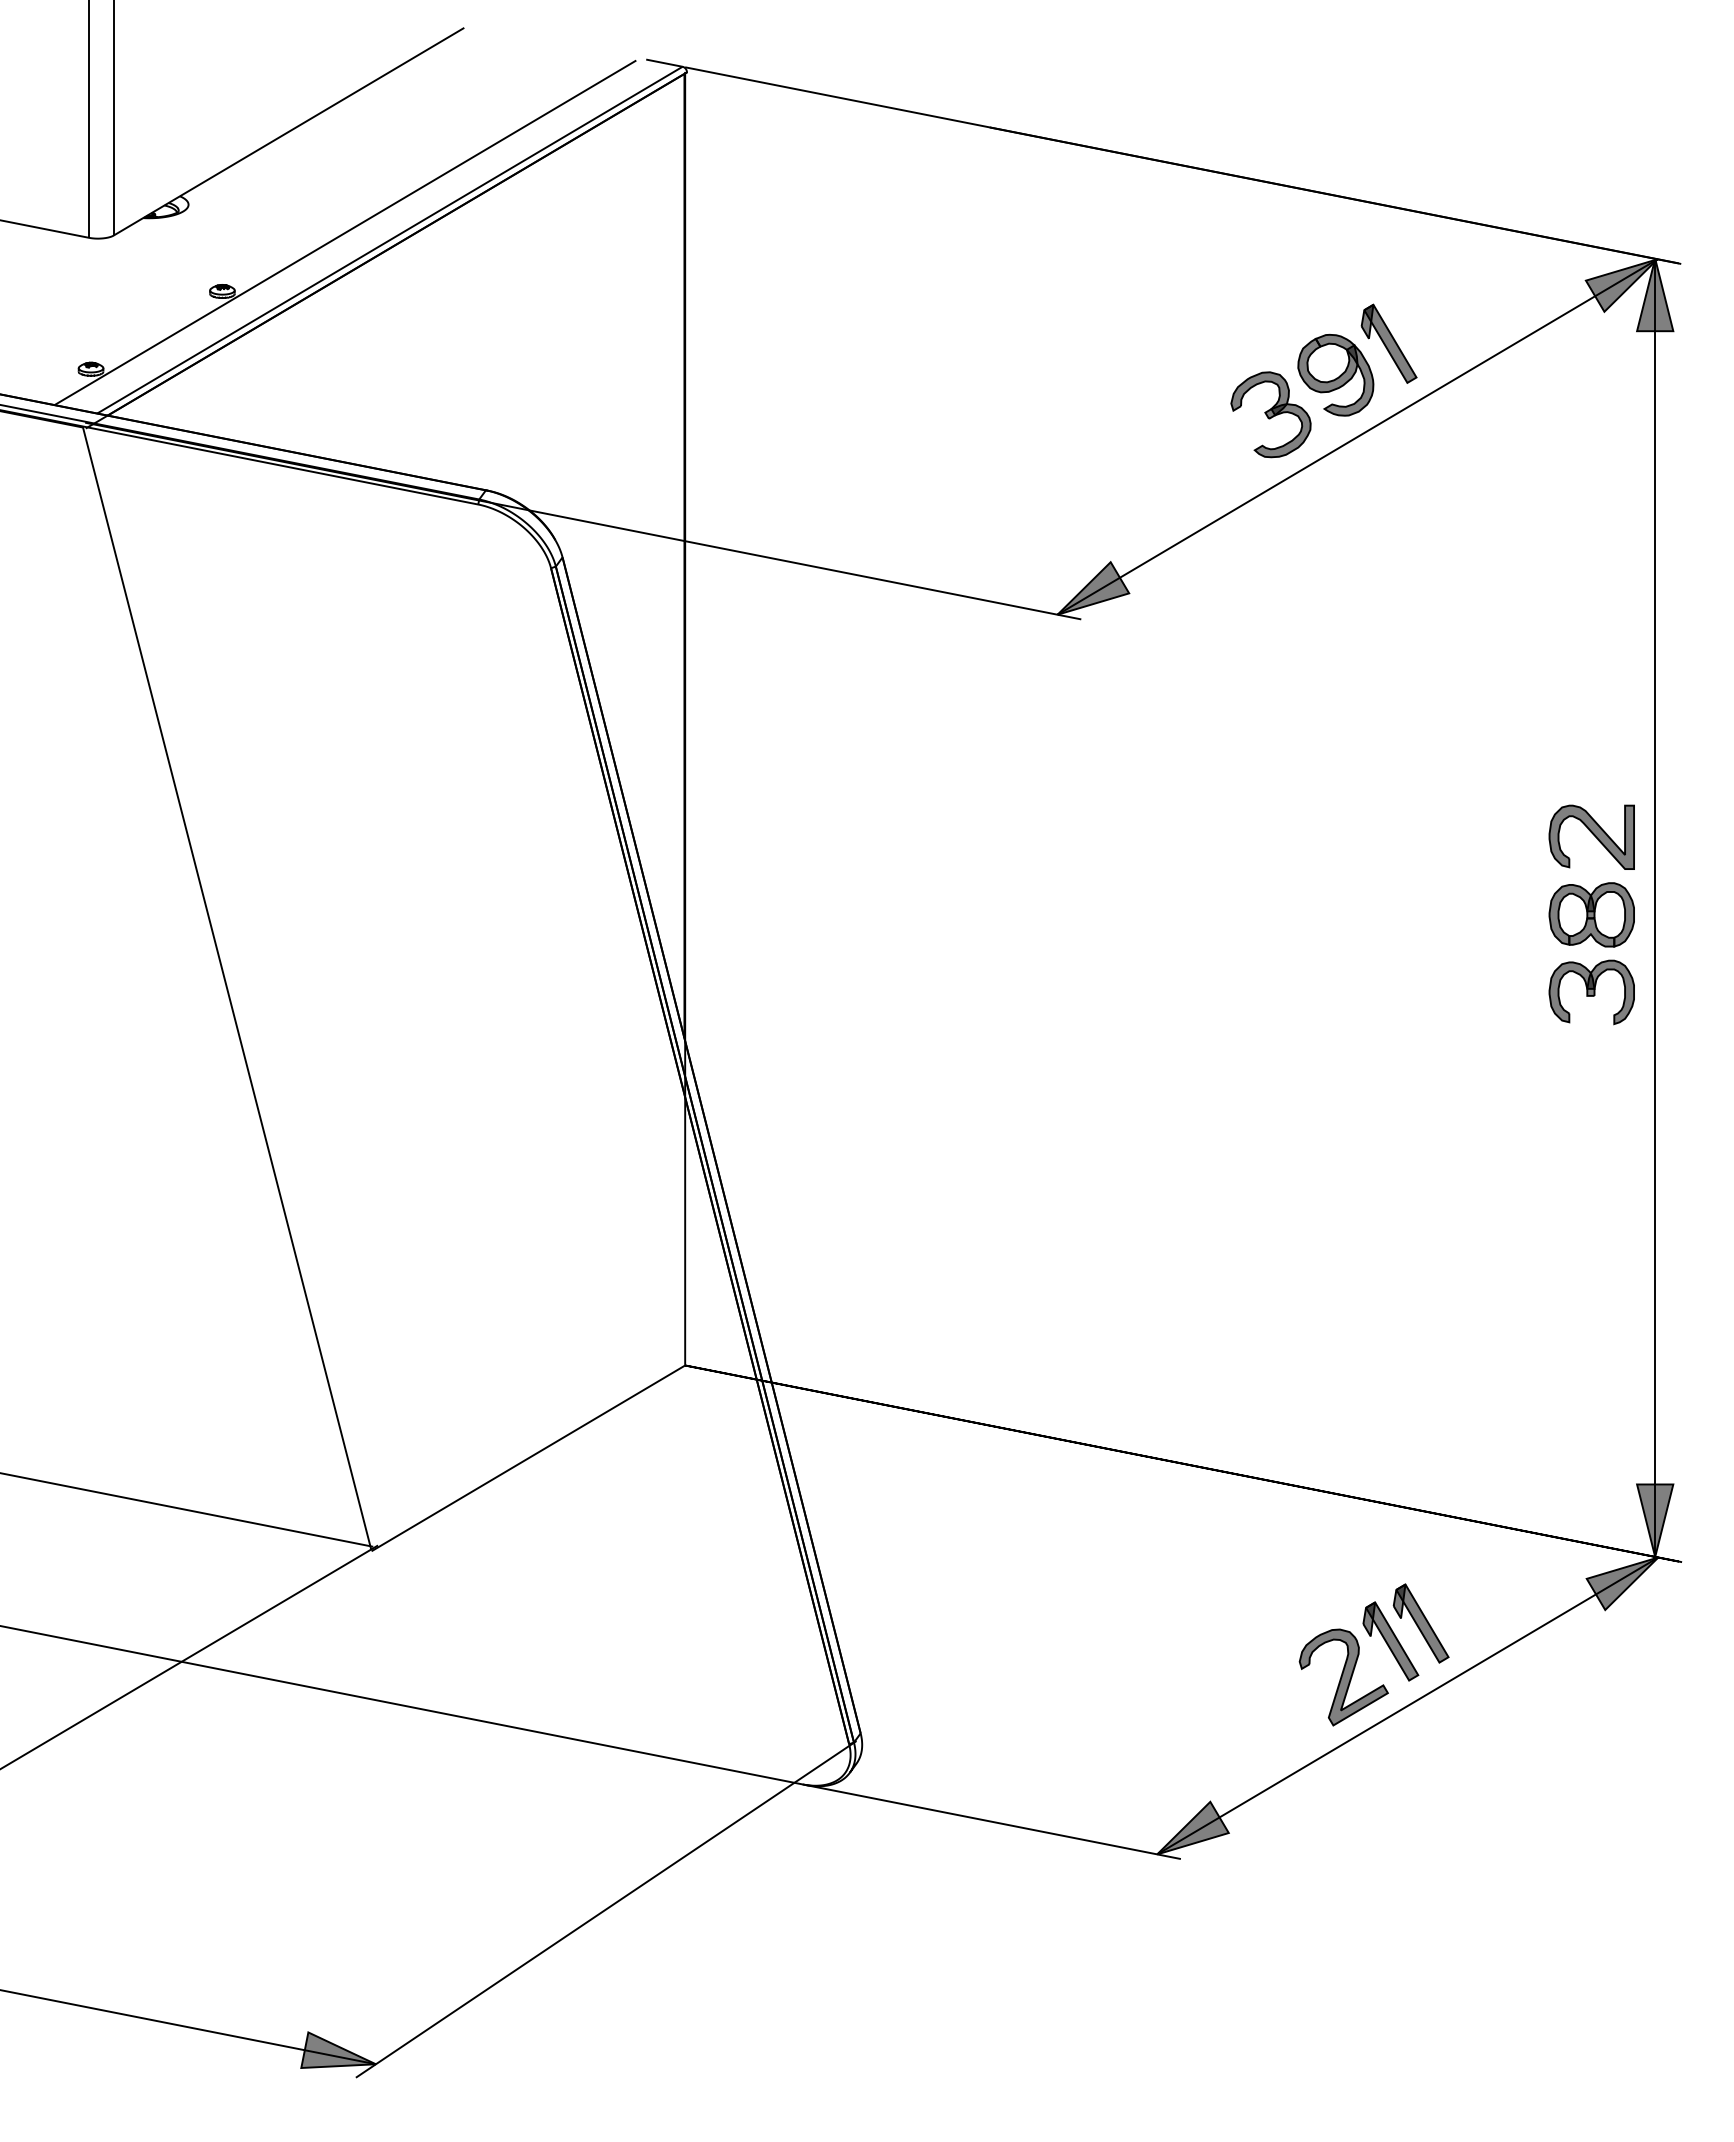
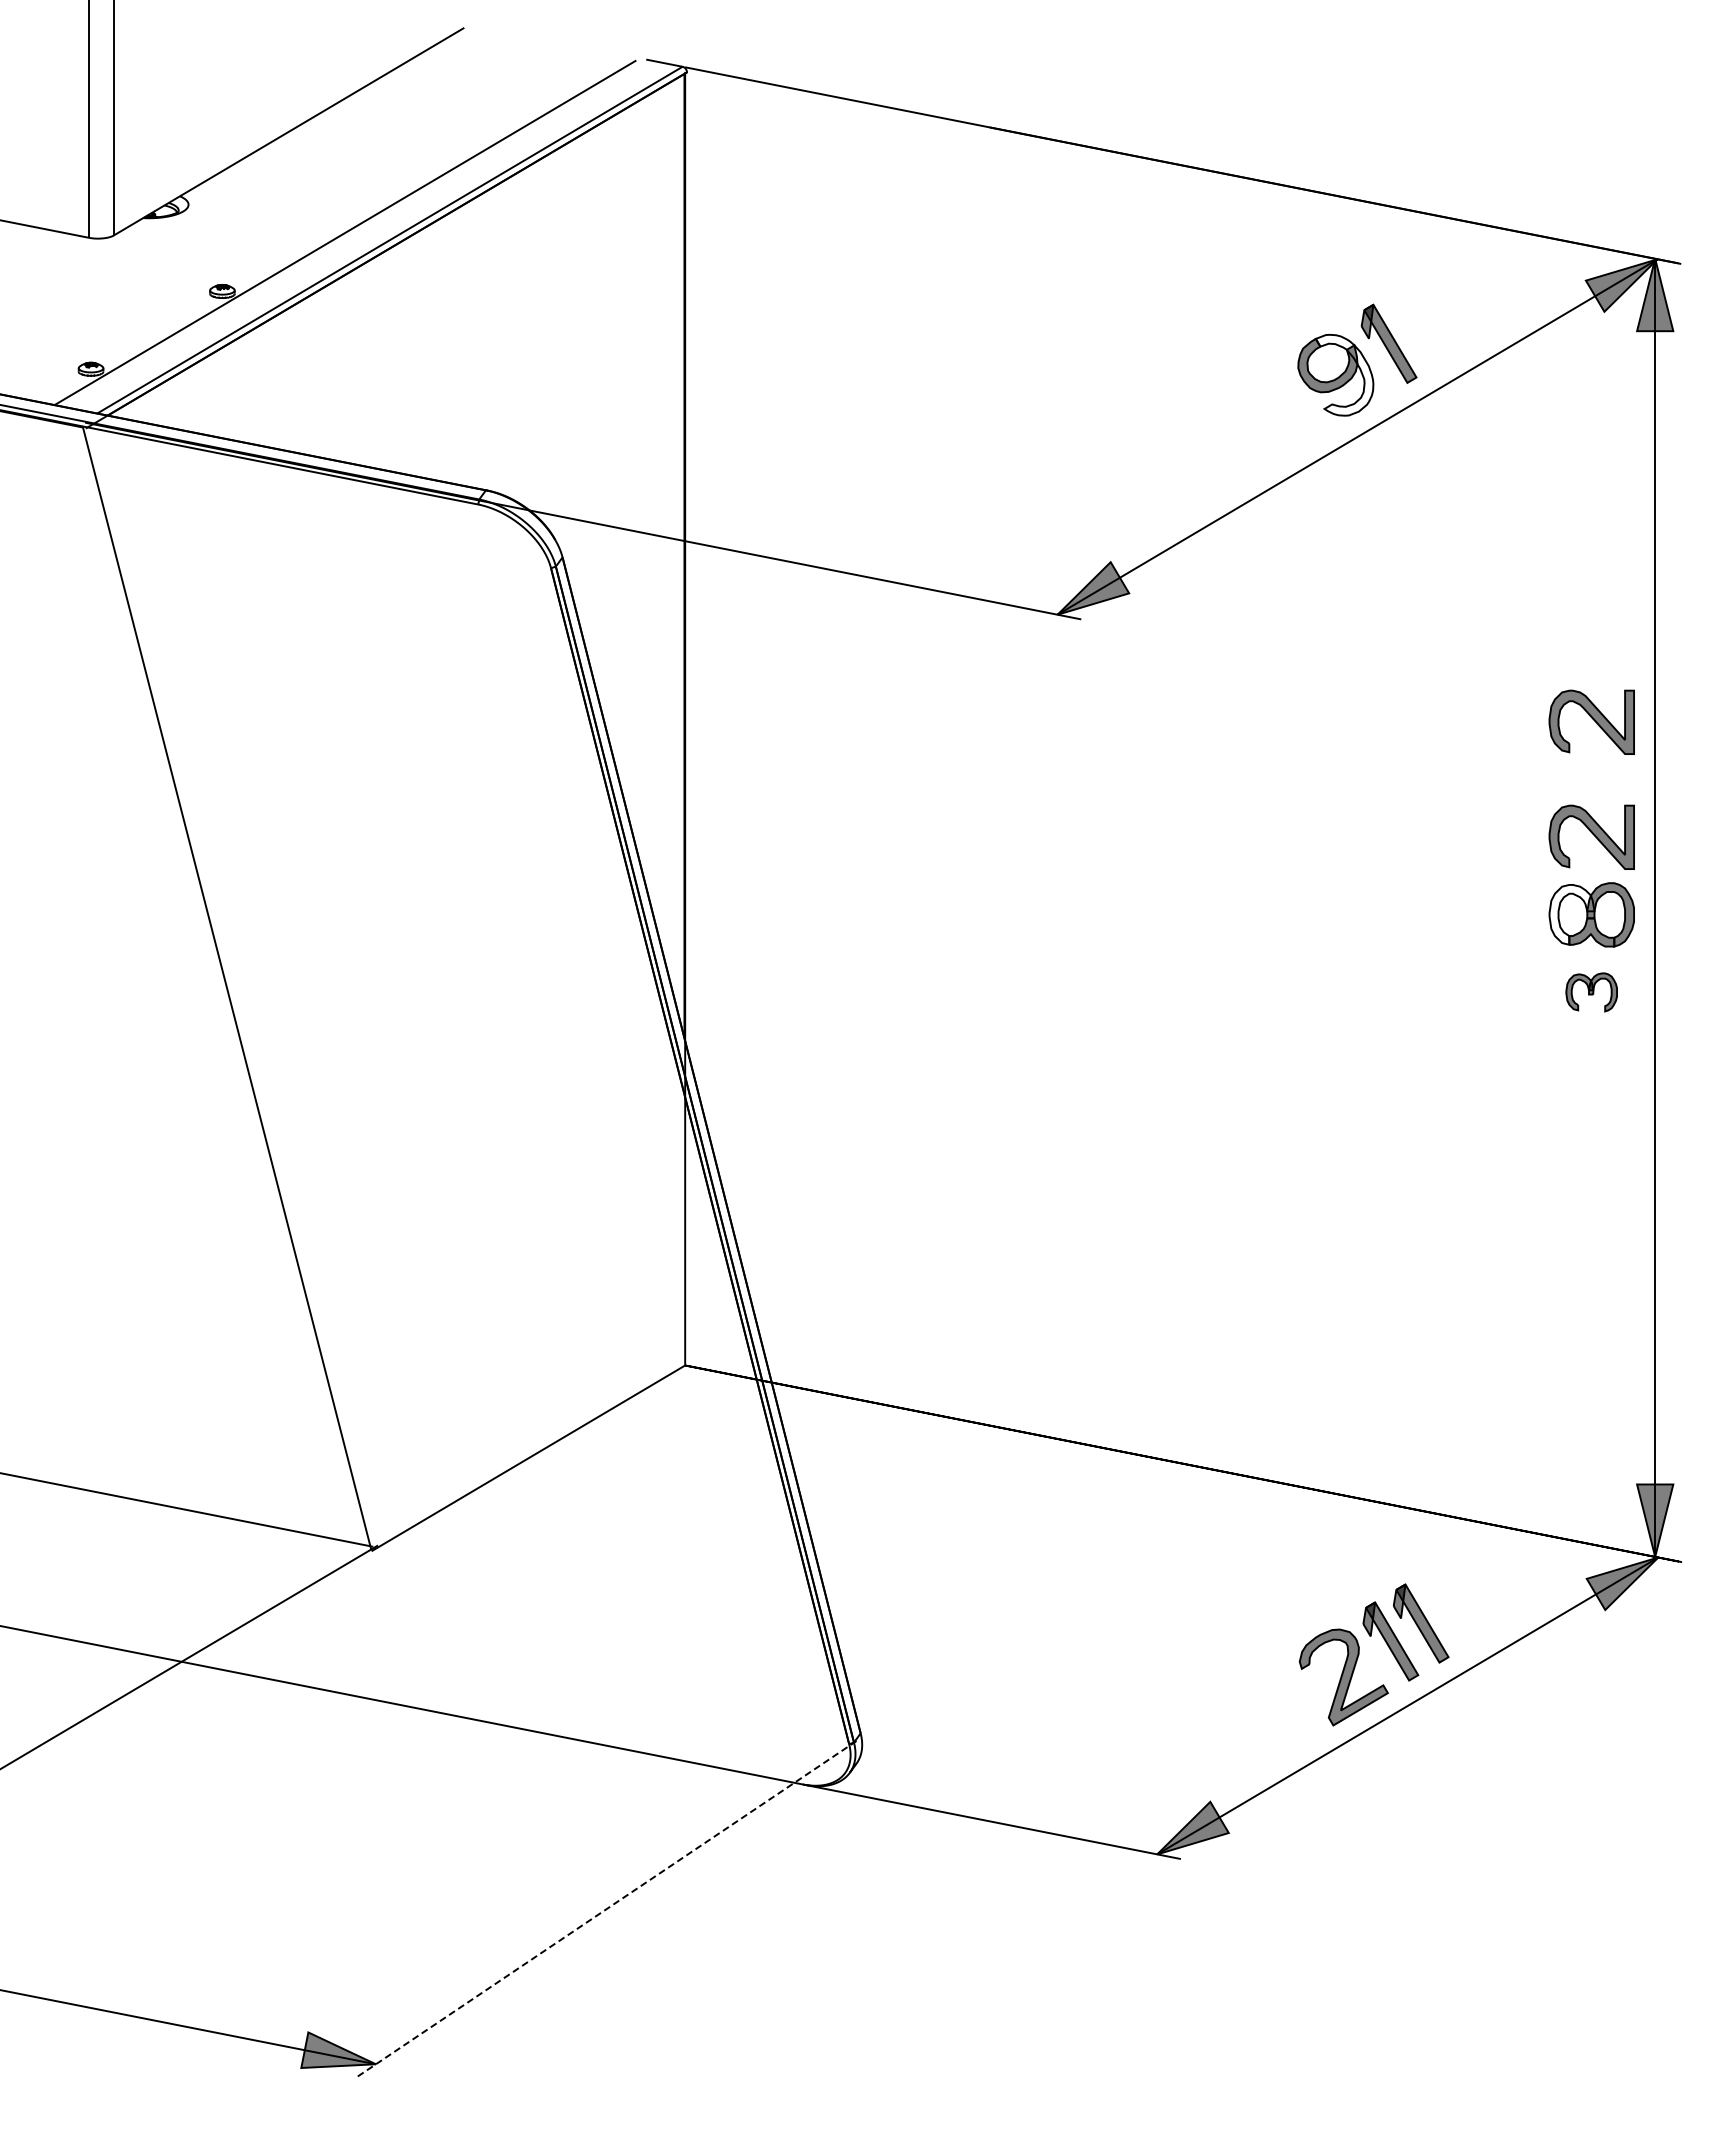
fill: present -> none (1344, 374)
part: present -> none (1270, 414)
part: none -> present (1591, 721)
fill: present -> none (1571, 914)
part size: 87x67 px -> 53x41 px (1591, 992)
line: solid -> dashed (606, 1909)
